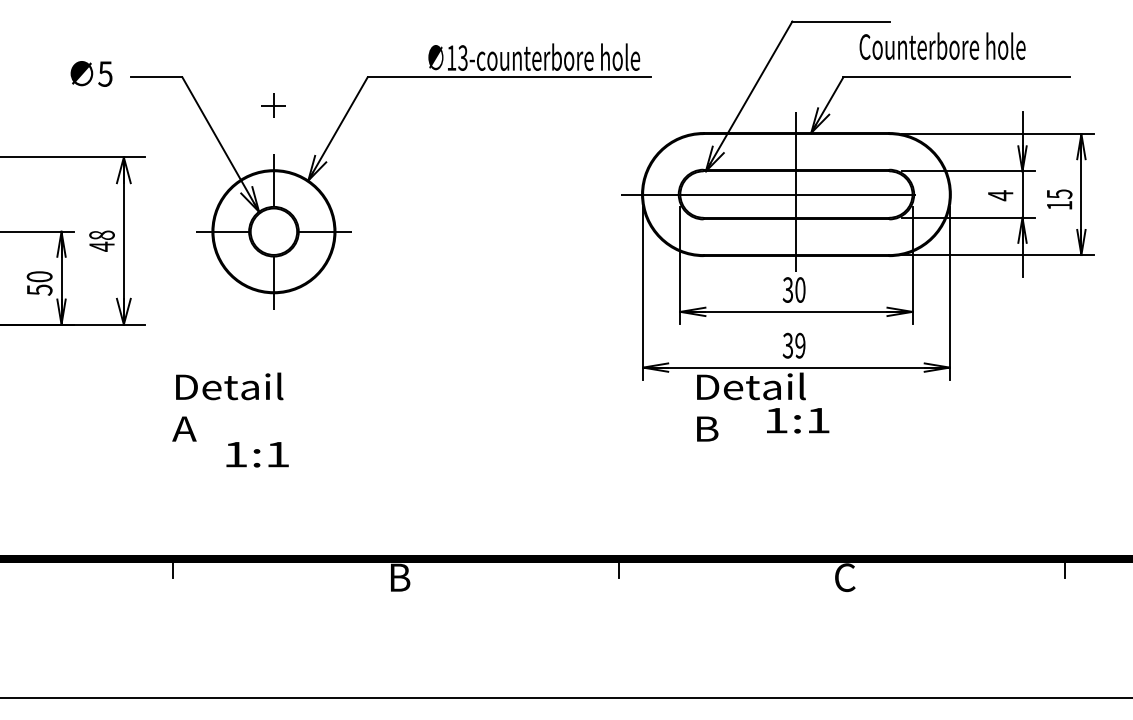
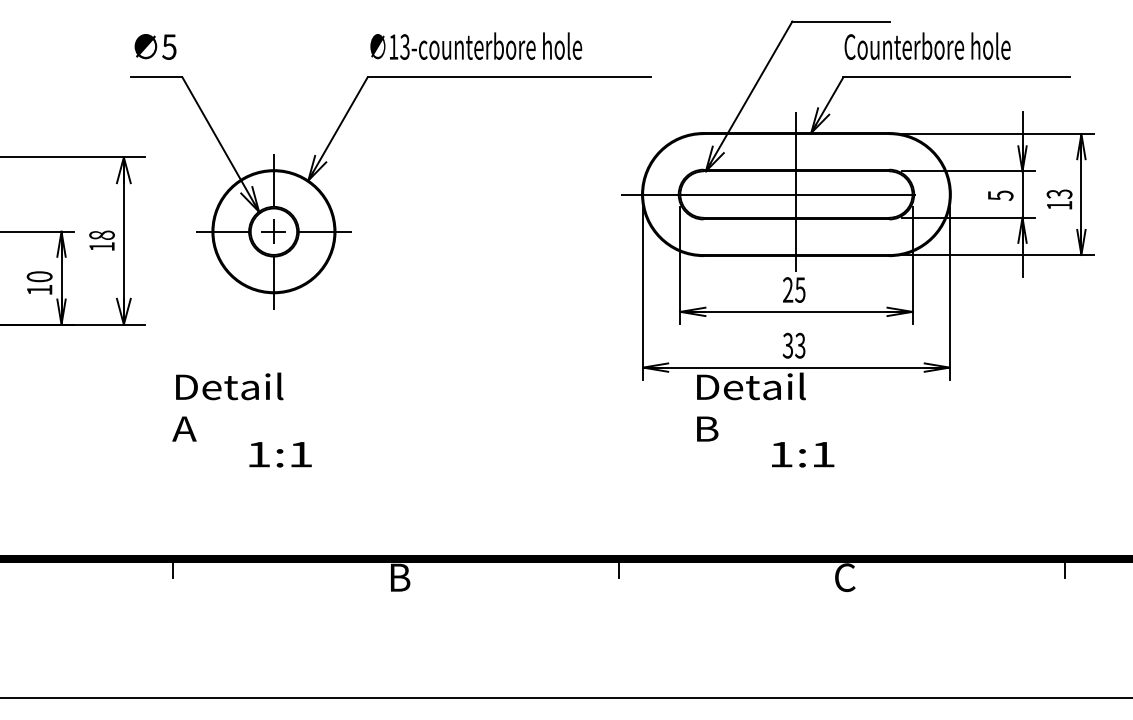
text position: (942, 45) -> (927, 45) (927, 45)
text position: (534, 56) -> (476, 45) (476, 45)
text position: (91, 73) -> (155, 46) (155, 46)
part position: (273, 105) -> (273, 231) (273, 231)
text: 15 -> 13 (1058, 193)
text: 4 -> 5 (1000, 195)
text: 48 -> 18 (101, 246)
text: 50 -> 10 (39, 289)
text: 30 -> 25 (793, 289)
text: 39 -> 33 (800, 345)
text position: (798, 420) -> (803, 454) (803, 454)
text position: (257, 454) -> (280, 454) (280, 454)
